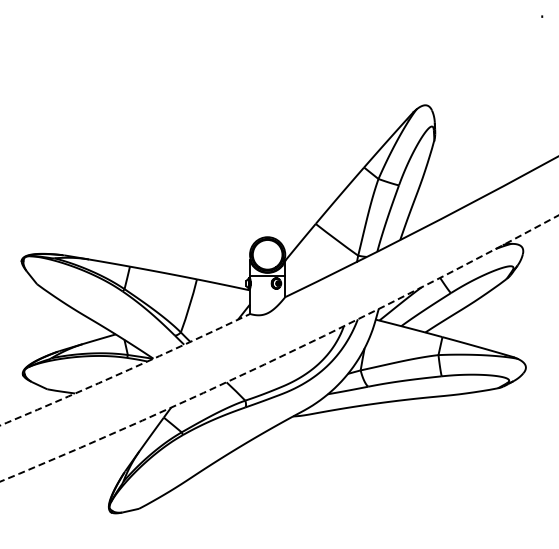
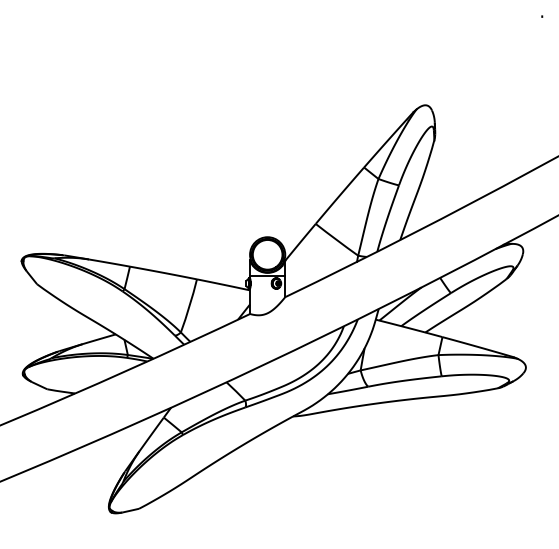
arc: dashed -> solid (282, 355)
arc: dashed -> solid (126, 370)
